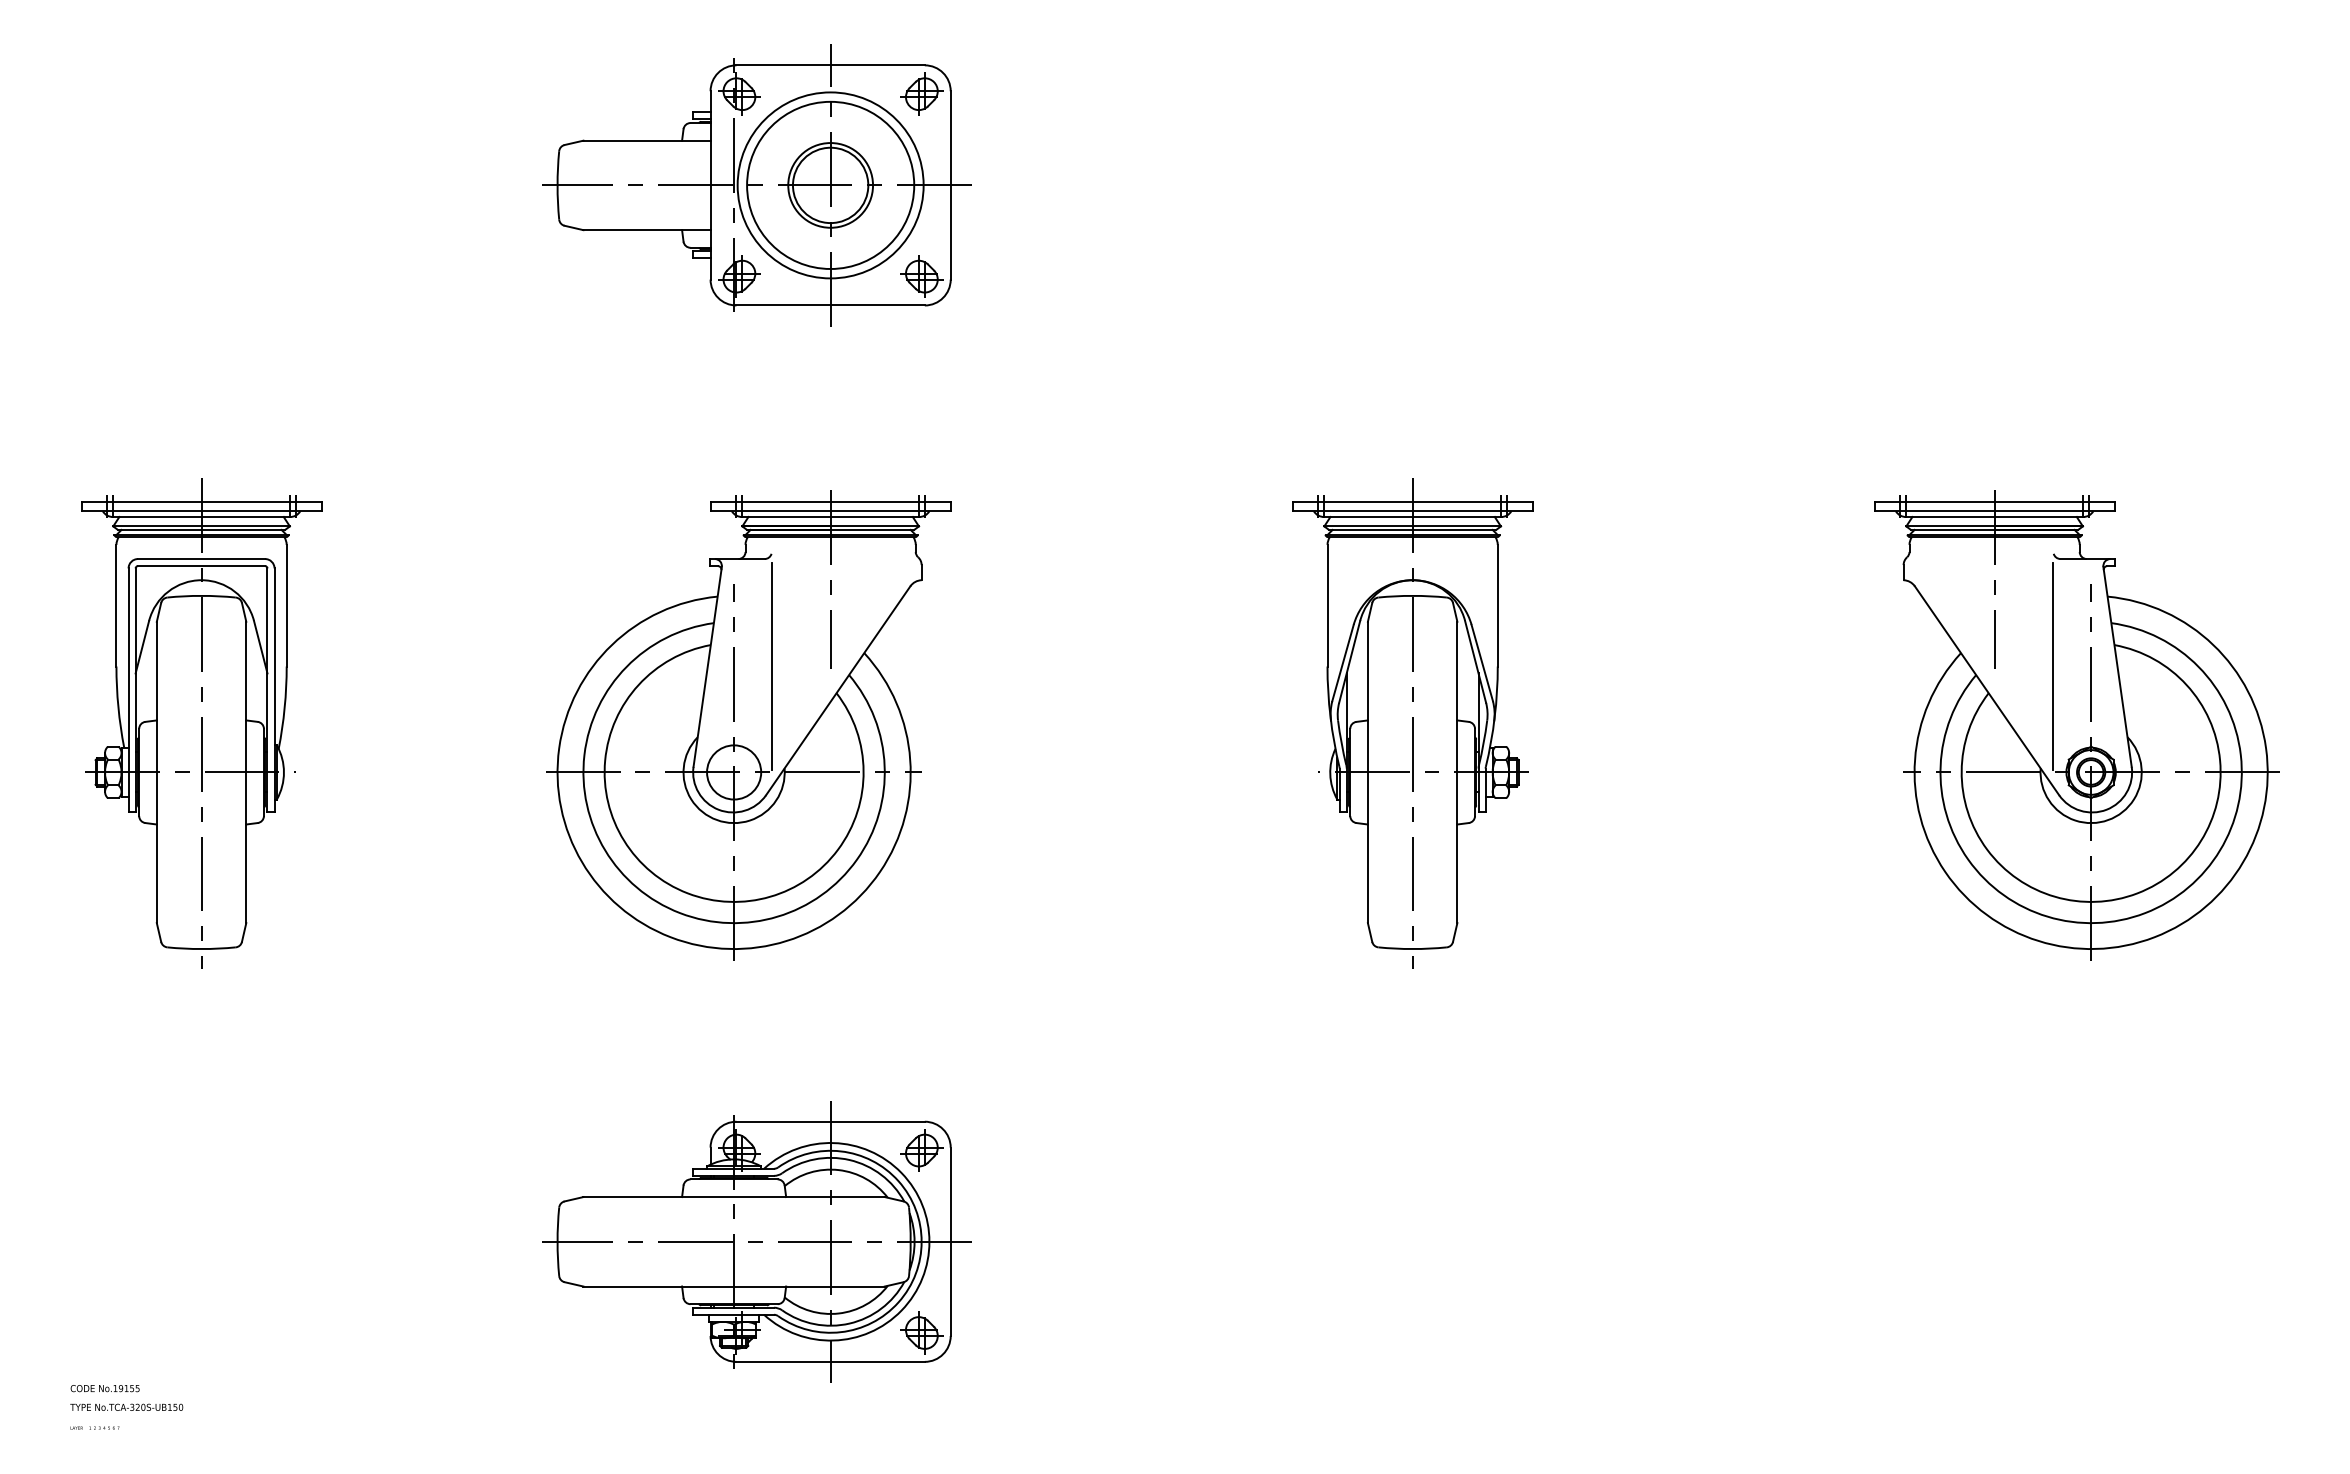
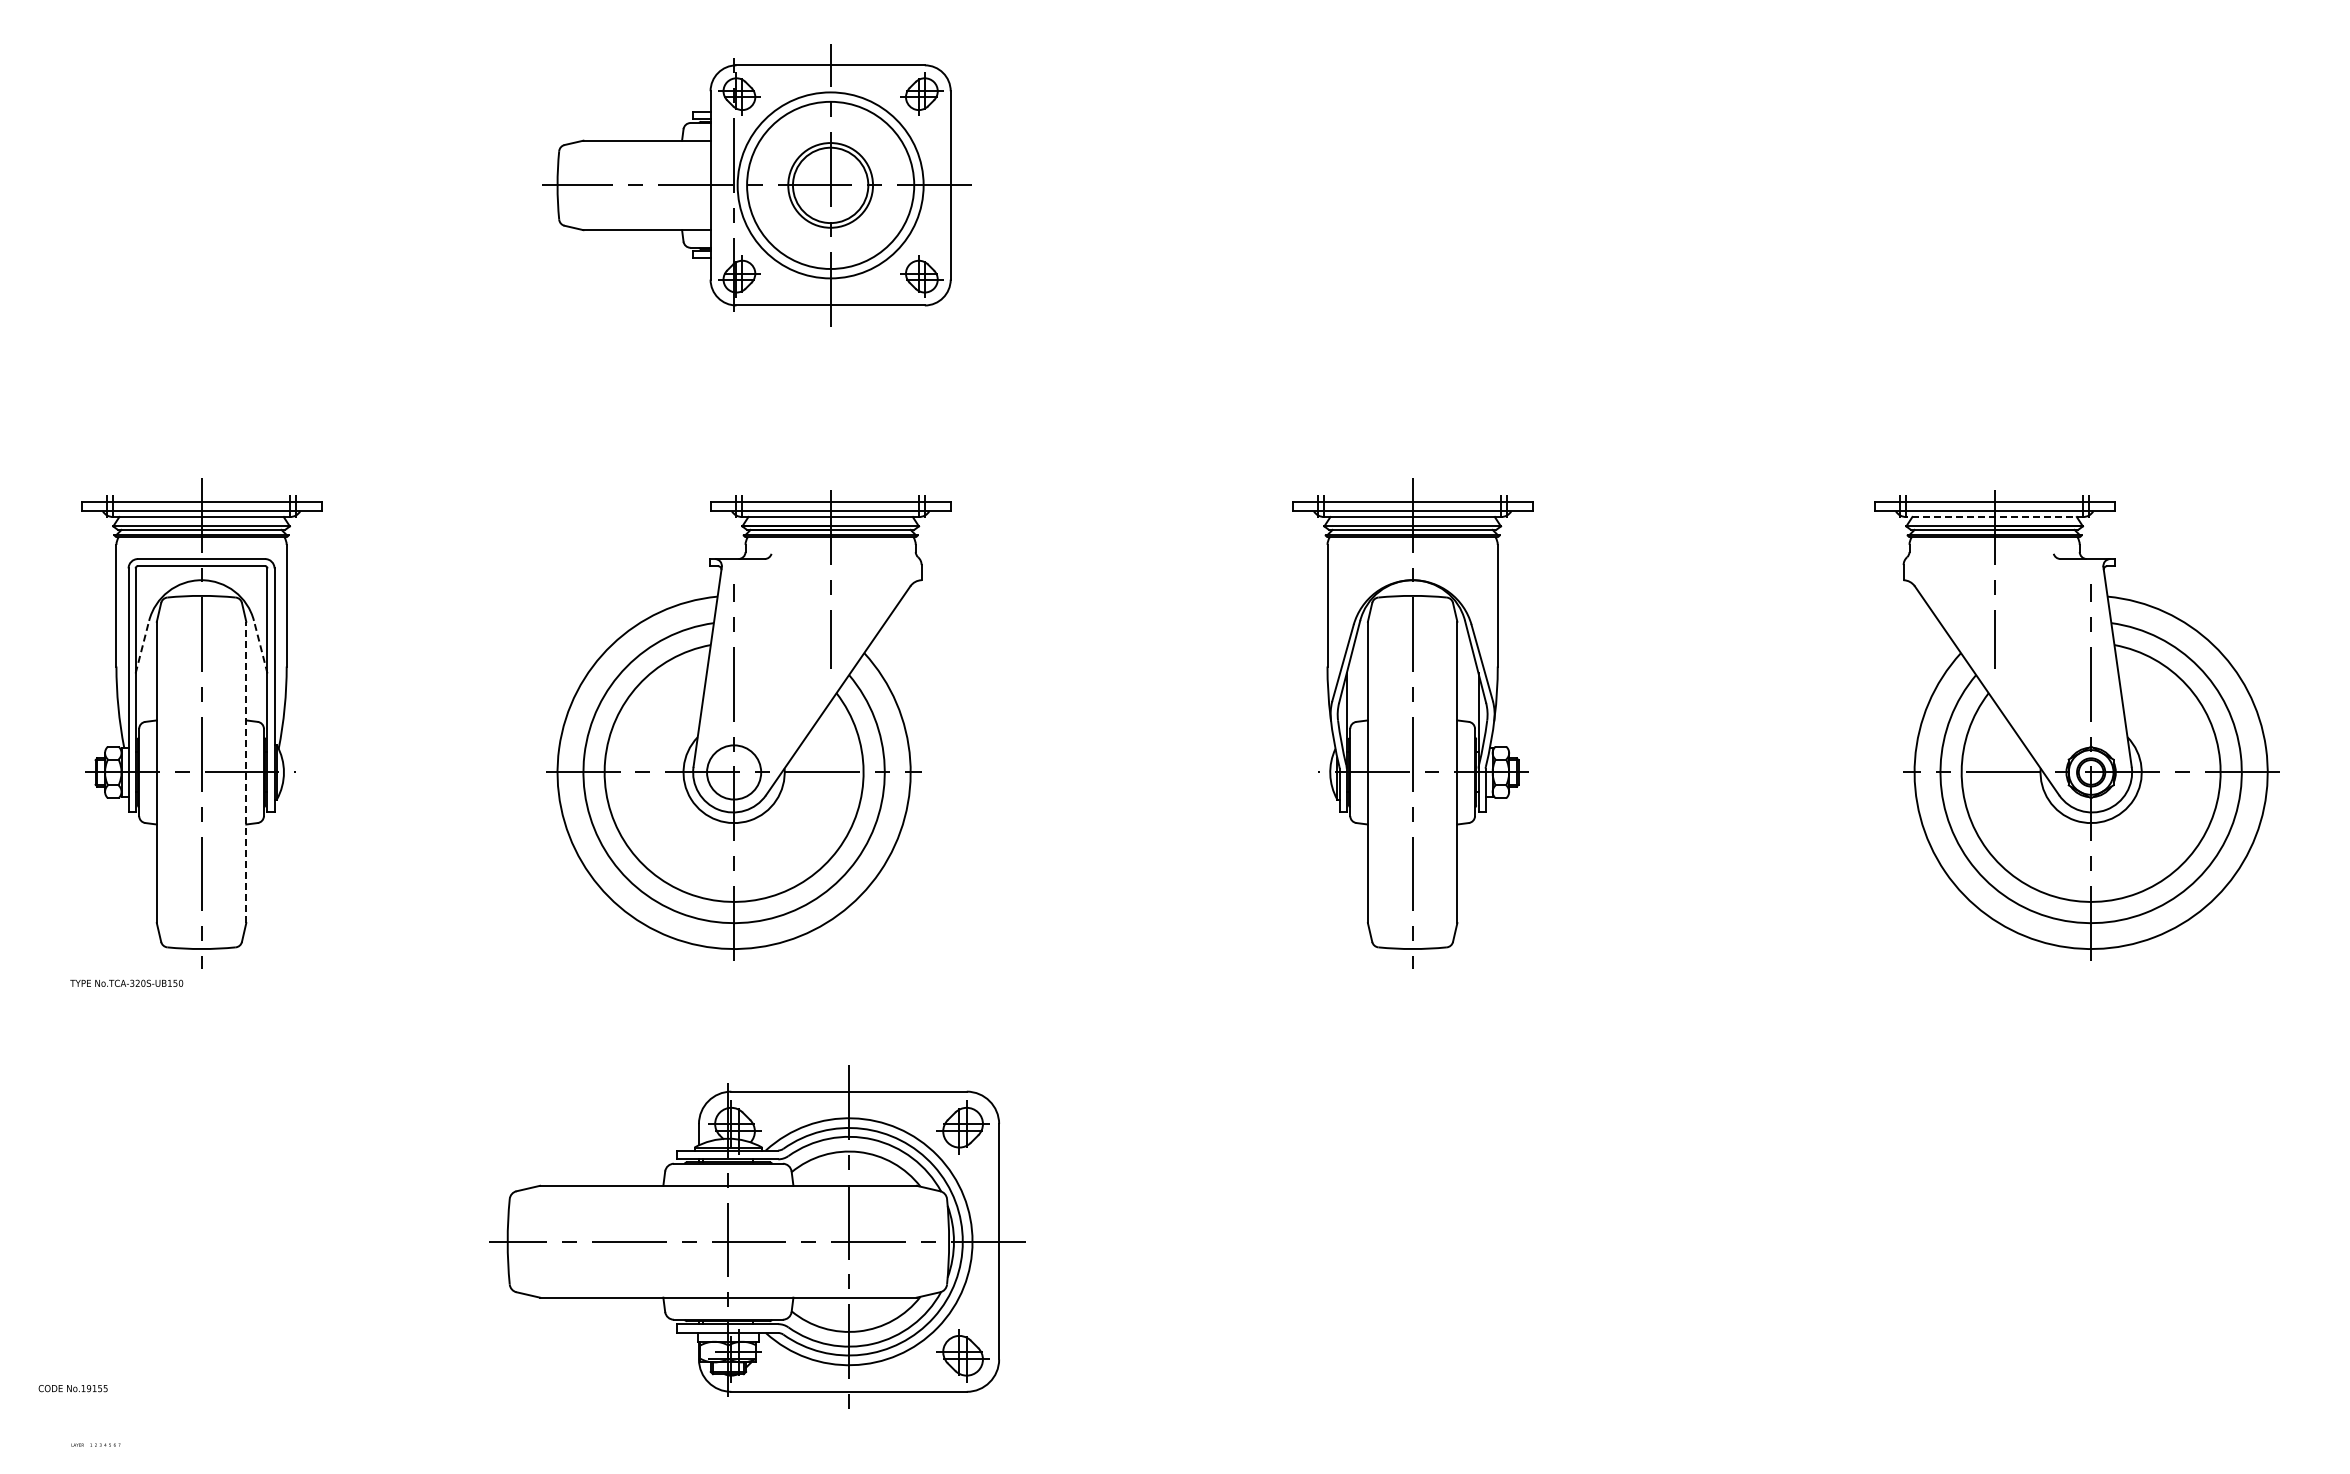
line: solid -> dashed (1994, 517)
line: solid -> dashed (142, 646)
line: solid -> dashed (260, 646)
line: present -> none (771, 666)
line: present -> none (2053, 666)
line: solid -> dashed (246, 772)
part size: 430x282 px -> 537x344 px (757, 1236)
text position: (104, 1388) -> (72, 1388) (72, 1388)
text position: (126, 1406) -> (126, 982) (126, 982)
text position: (94, 1427) -> (95, 1444) (95, 1444)
